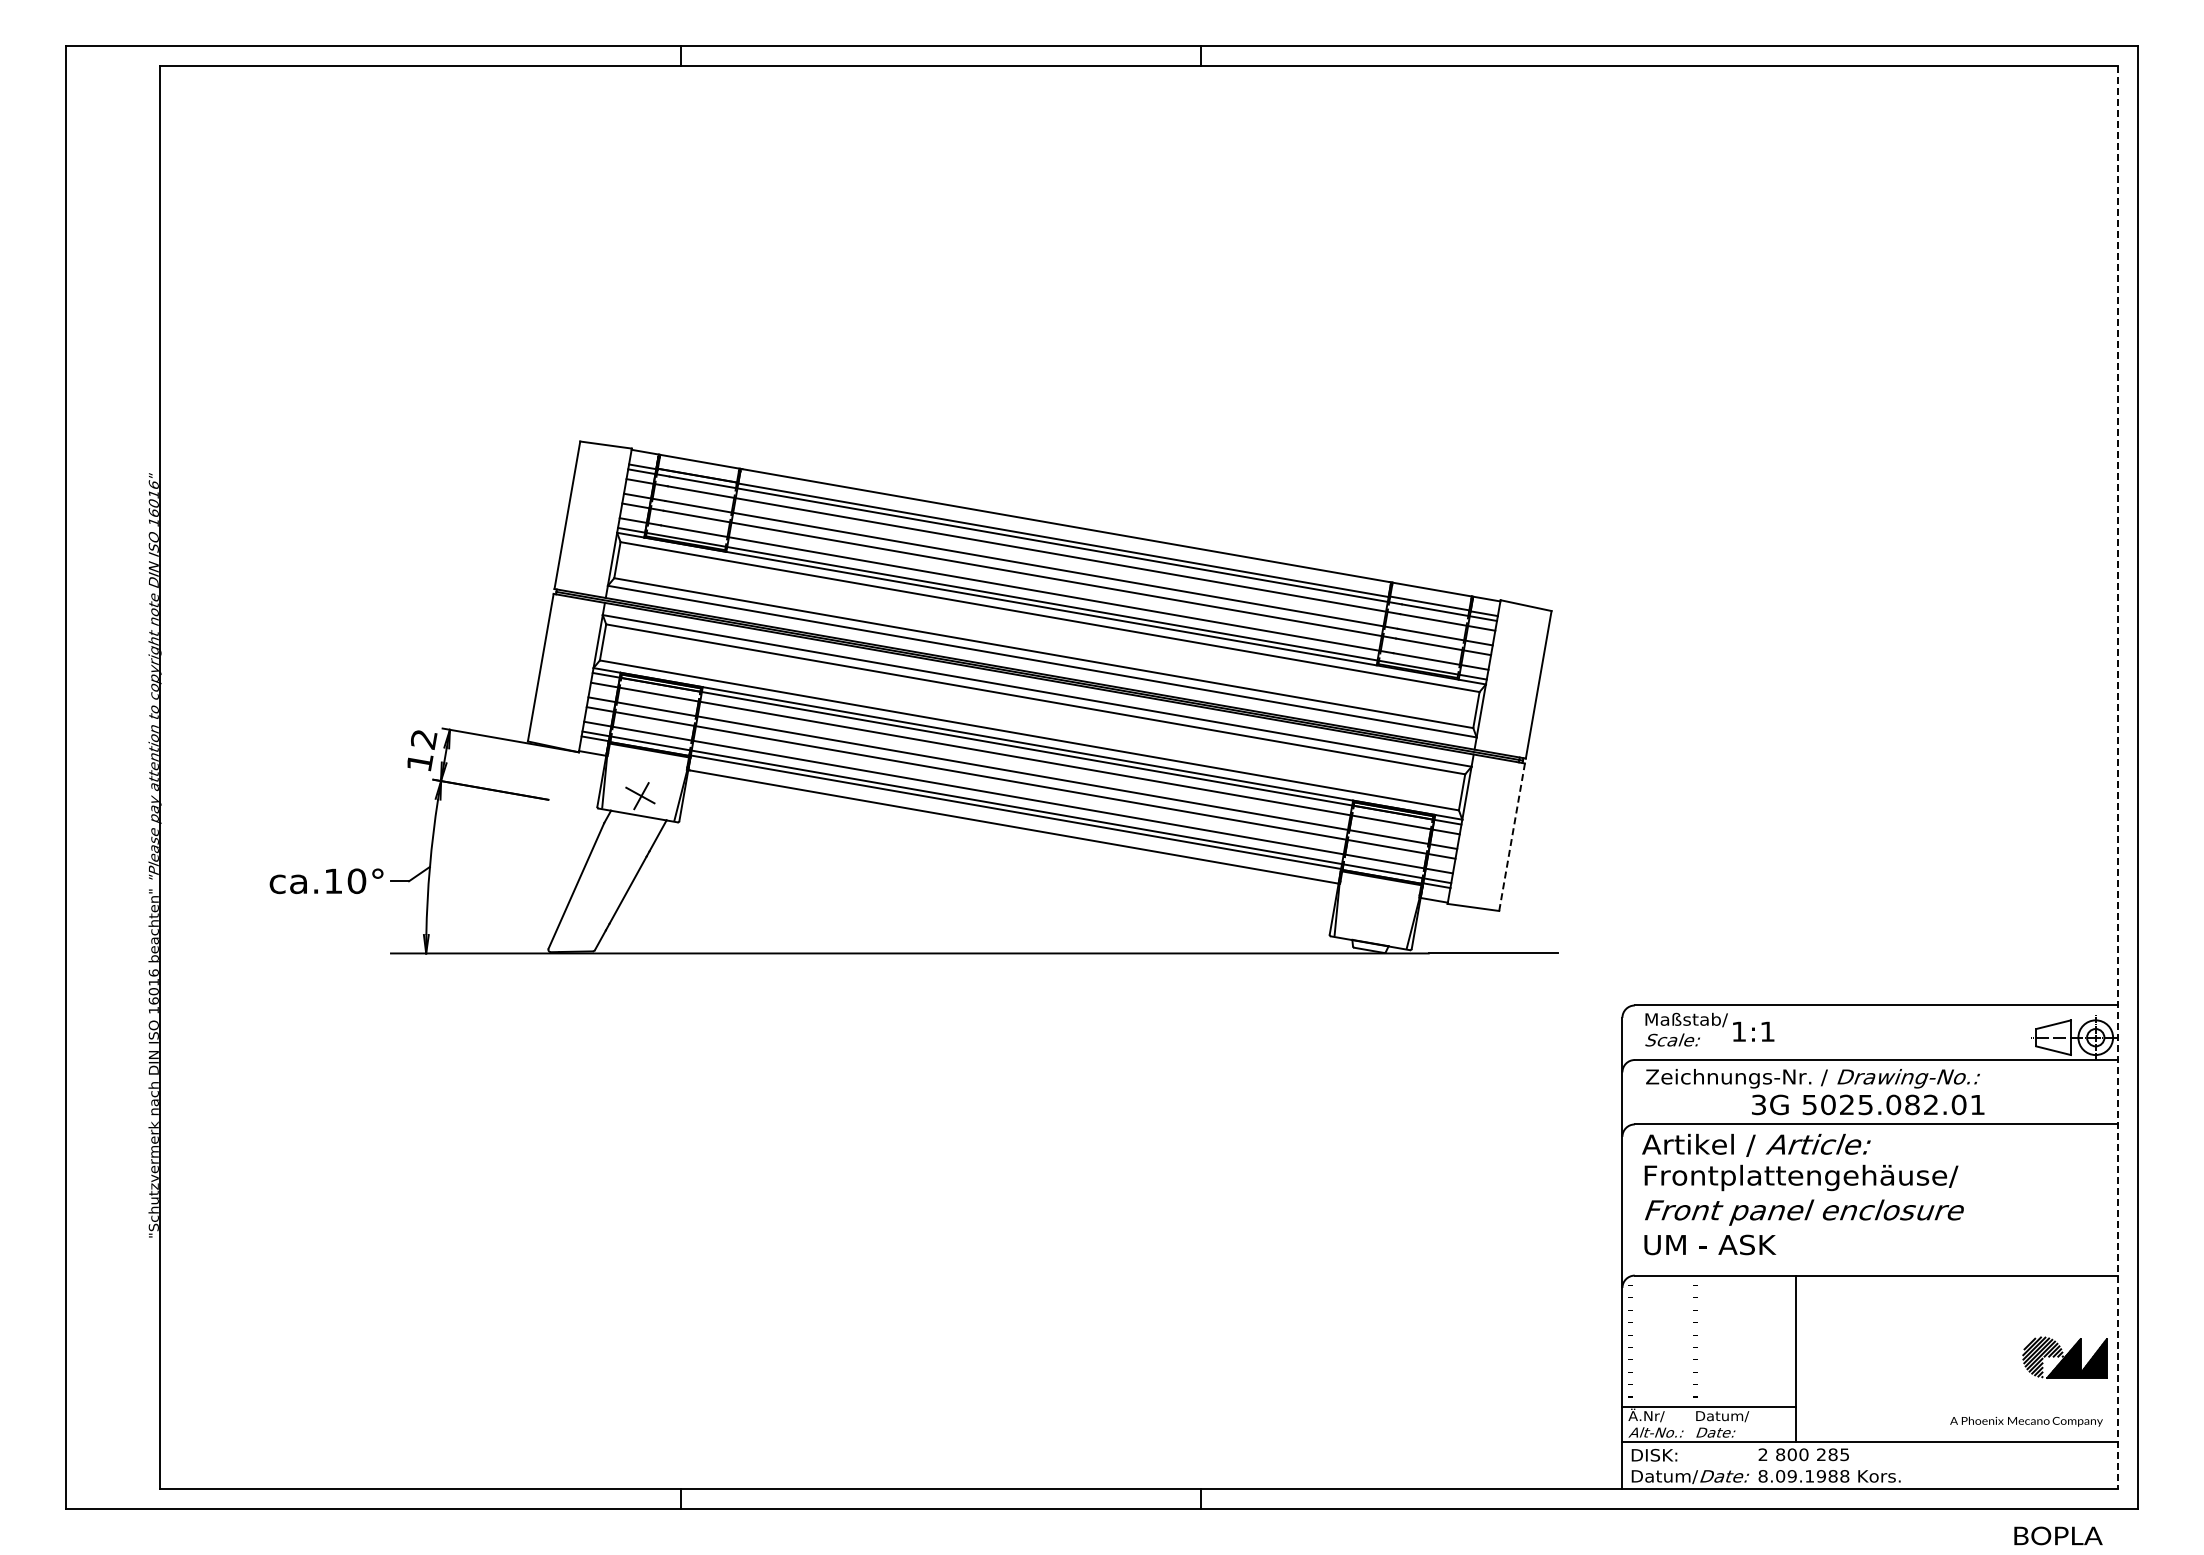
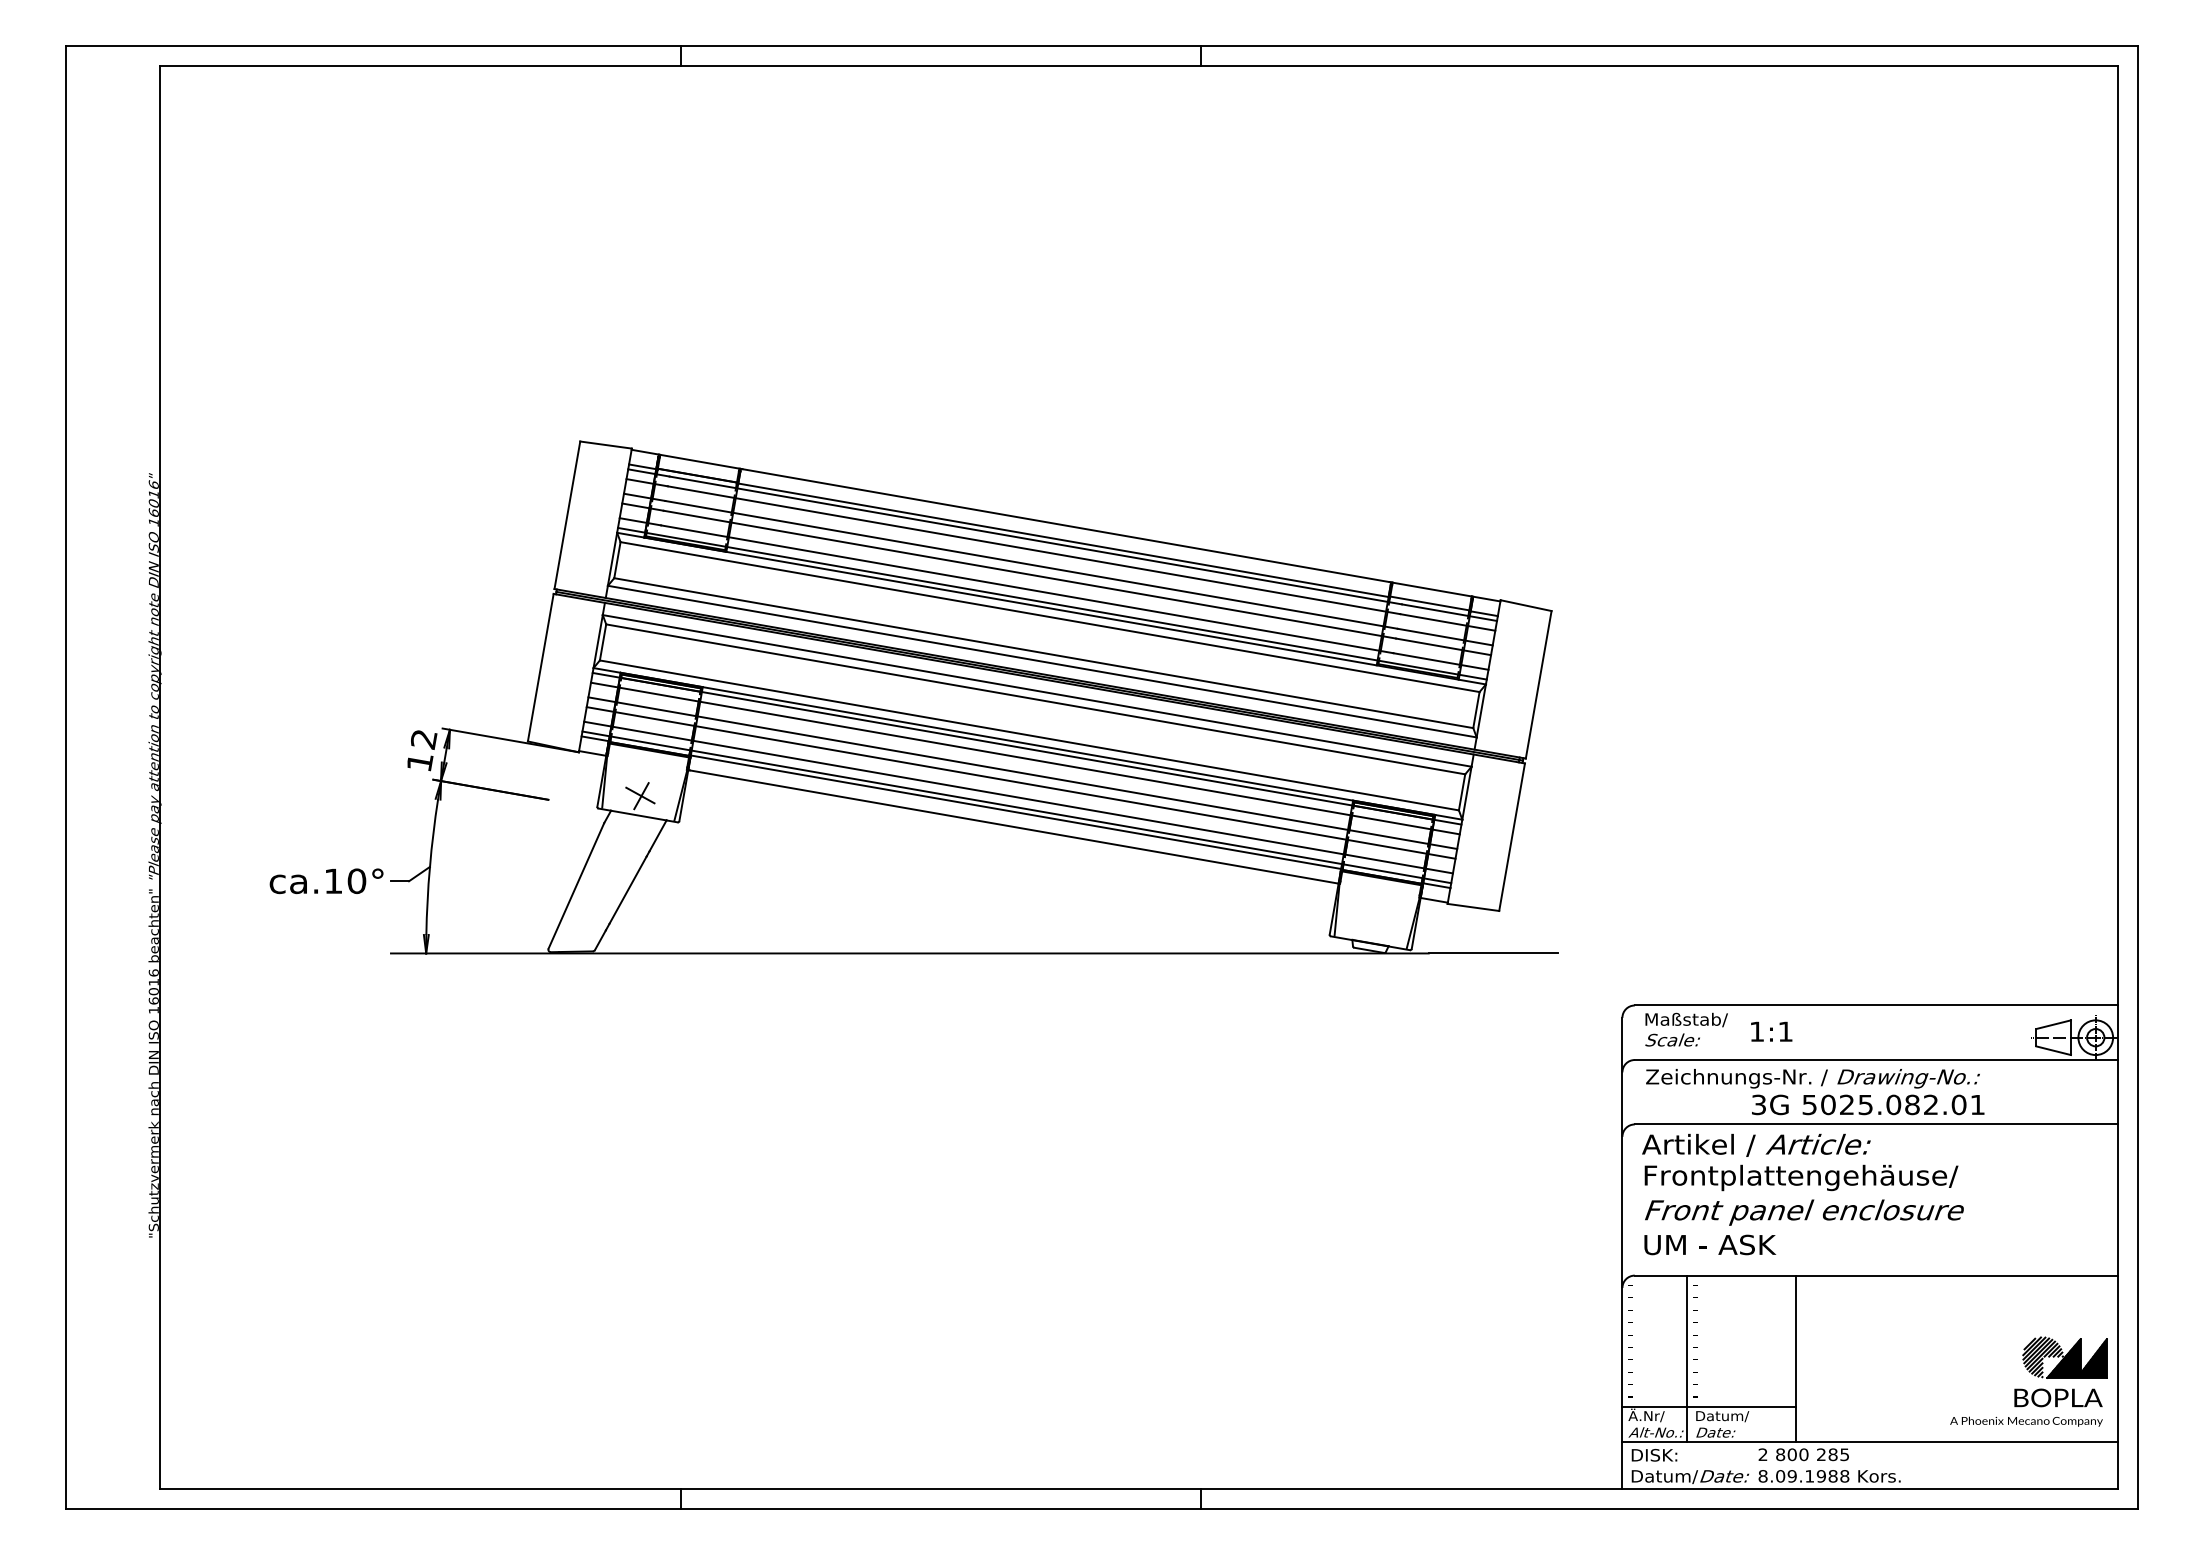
line: dashed -> solid (2118, 777)
line: dashed -> solid (1512, 837)
text position: (1753, 1031) -> (1771, 1031) (1771, 1031)
line: none -> present (1686, 1358)
text position: (2058, 1535) -> (2058, 1397) (2058, 1397)
